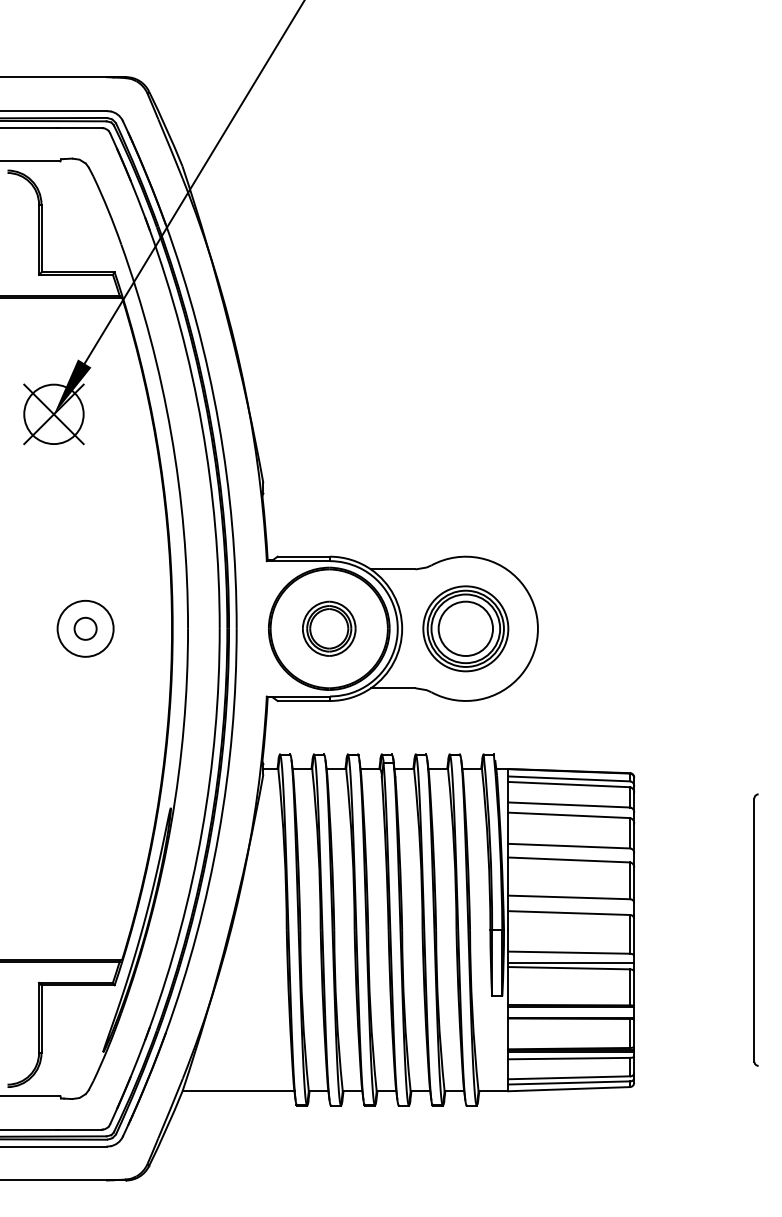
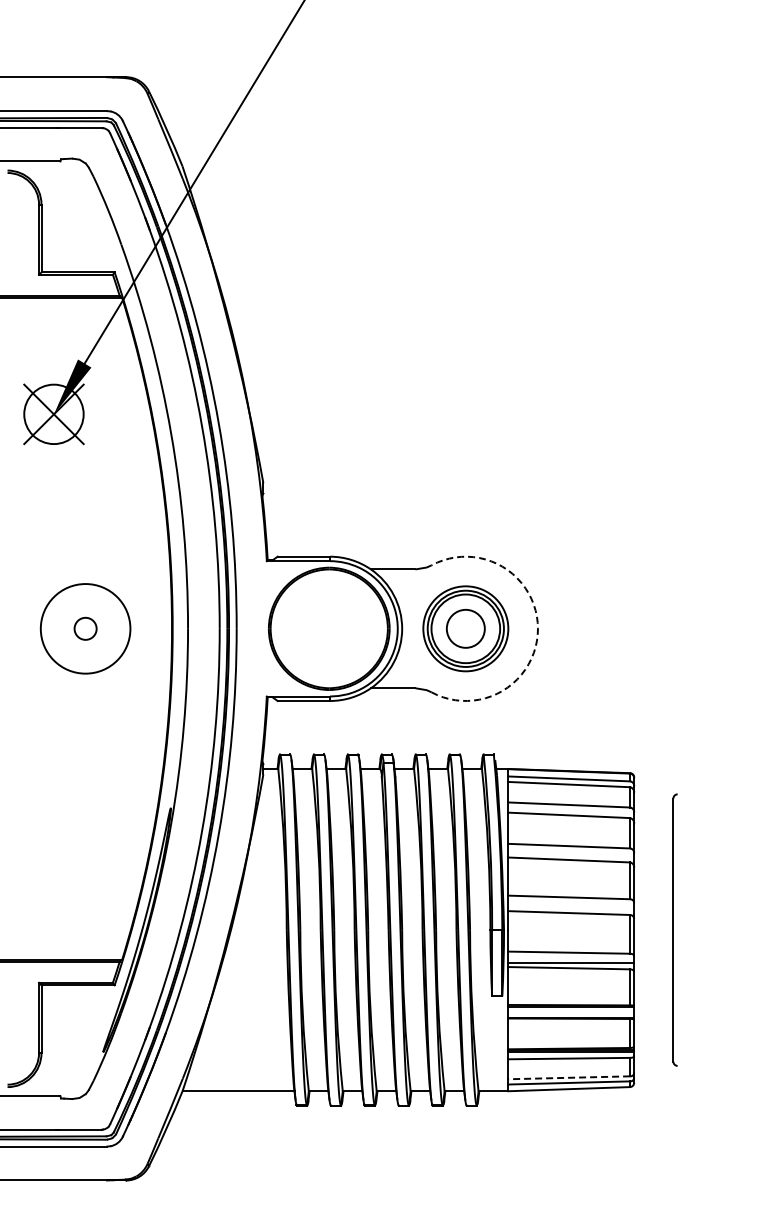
circle diameter: 56 px -> 90 px (85, 628)
part: present -> none (329, 628)
circle diameter: 54 px -> 38 px (465, 628)
arc: solid -> dashed (537, 628)
part position: (755, 929) -> (674, 929) (674, 929)
line: solid -> dashed (569, 1077)
